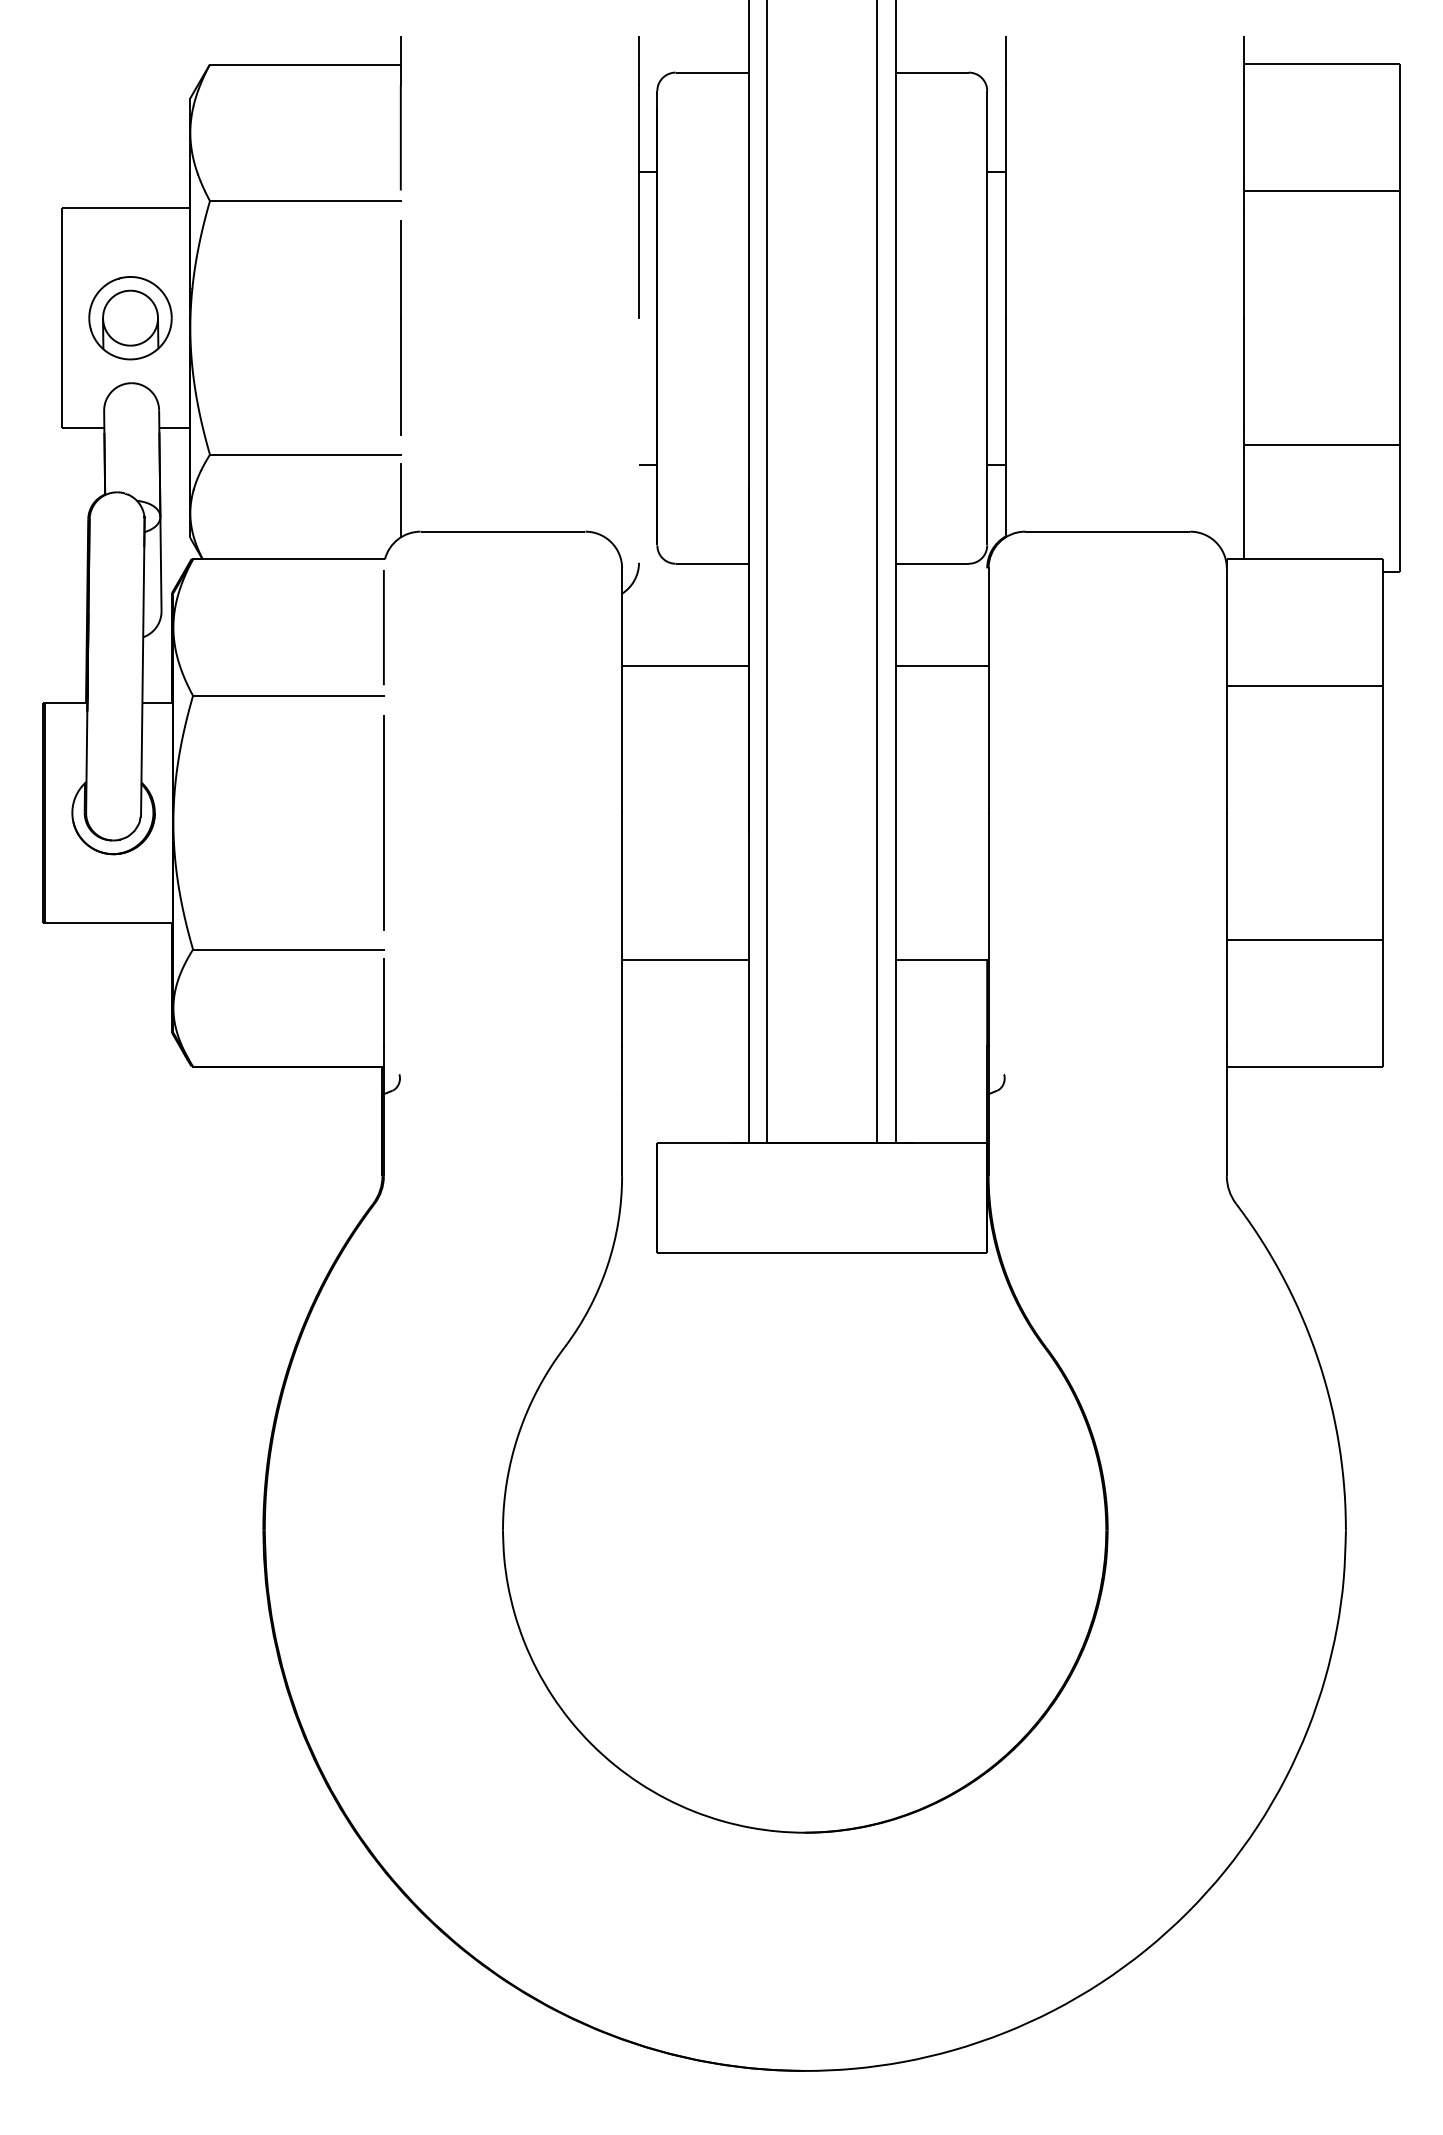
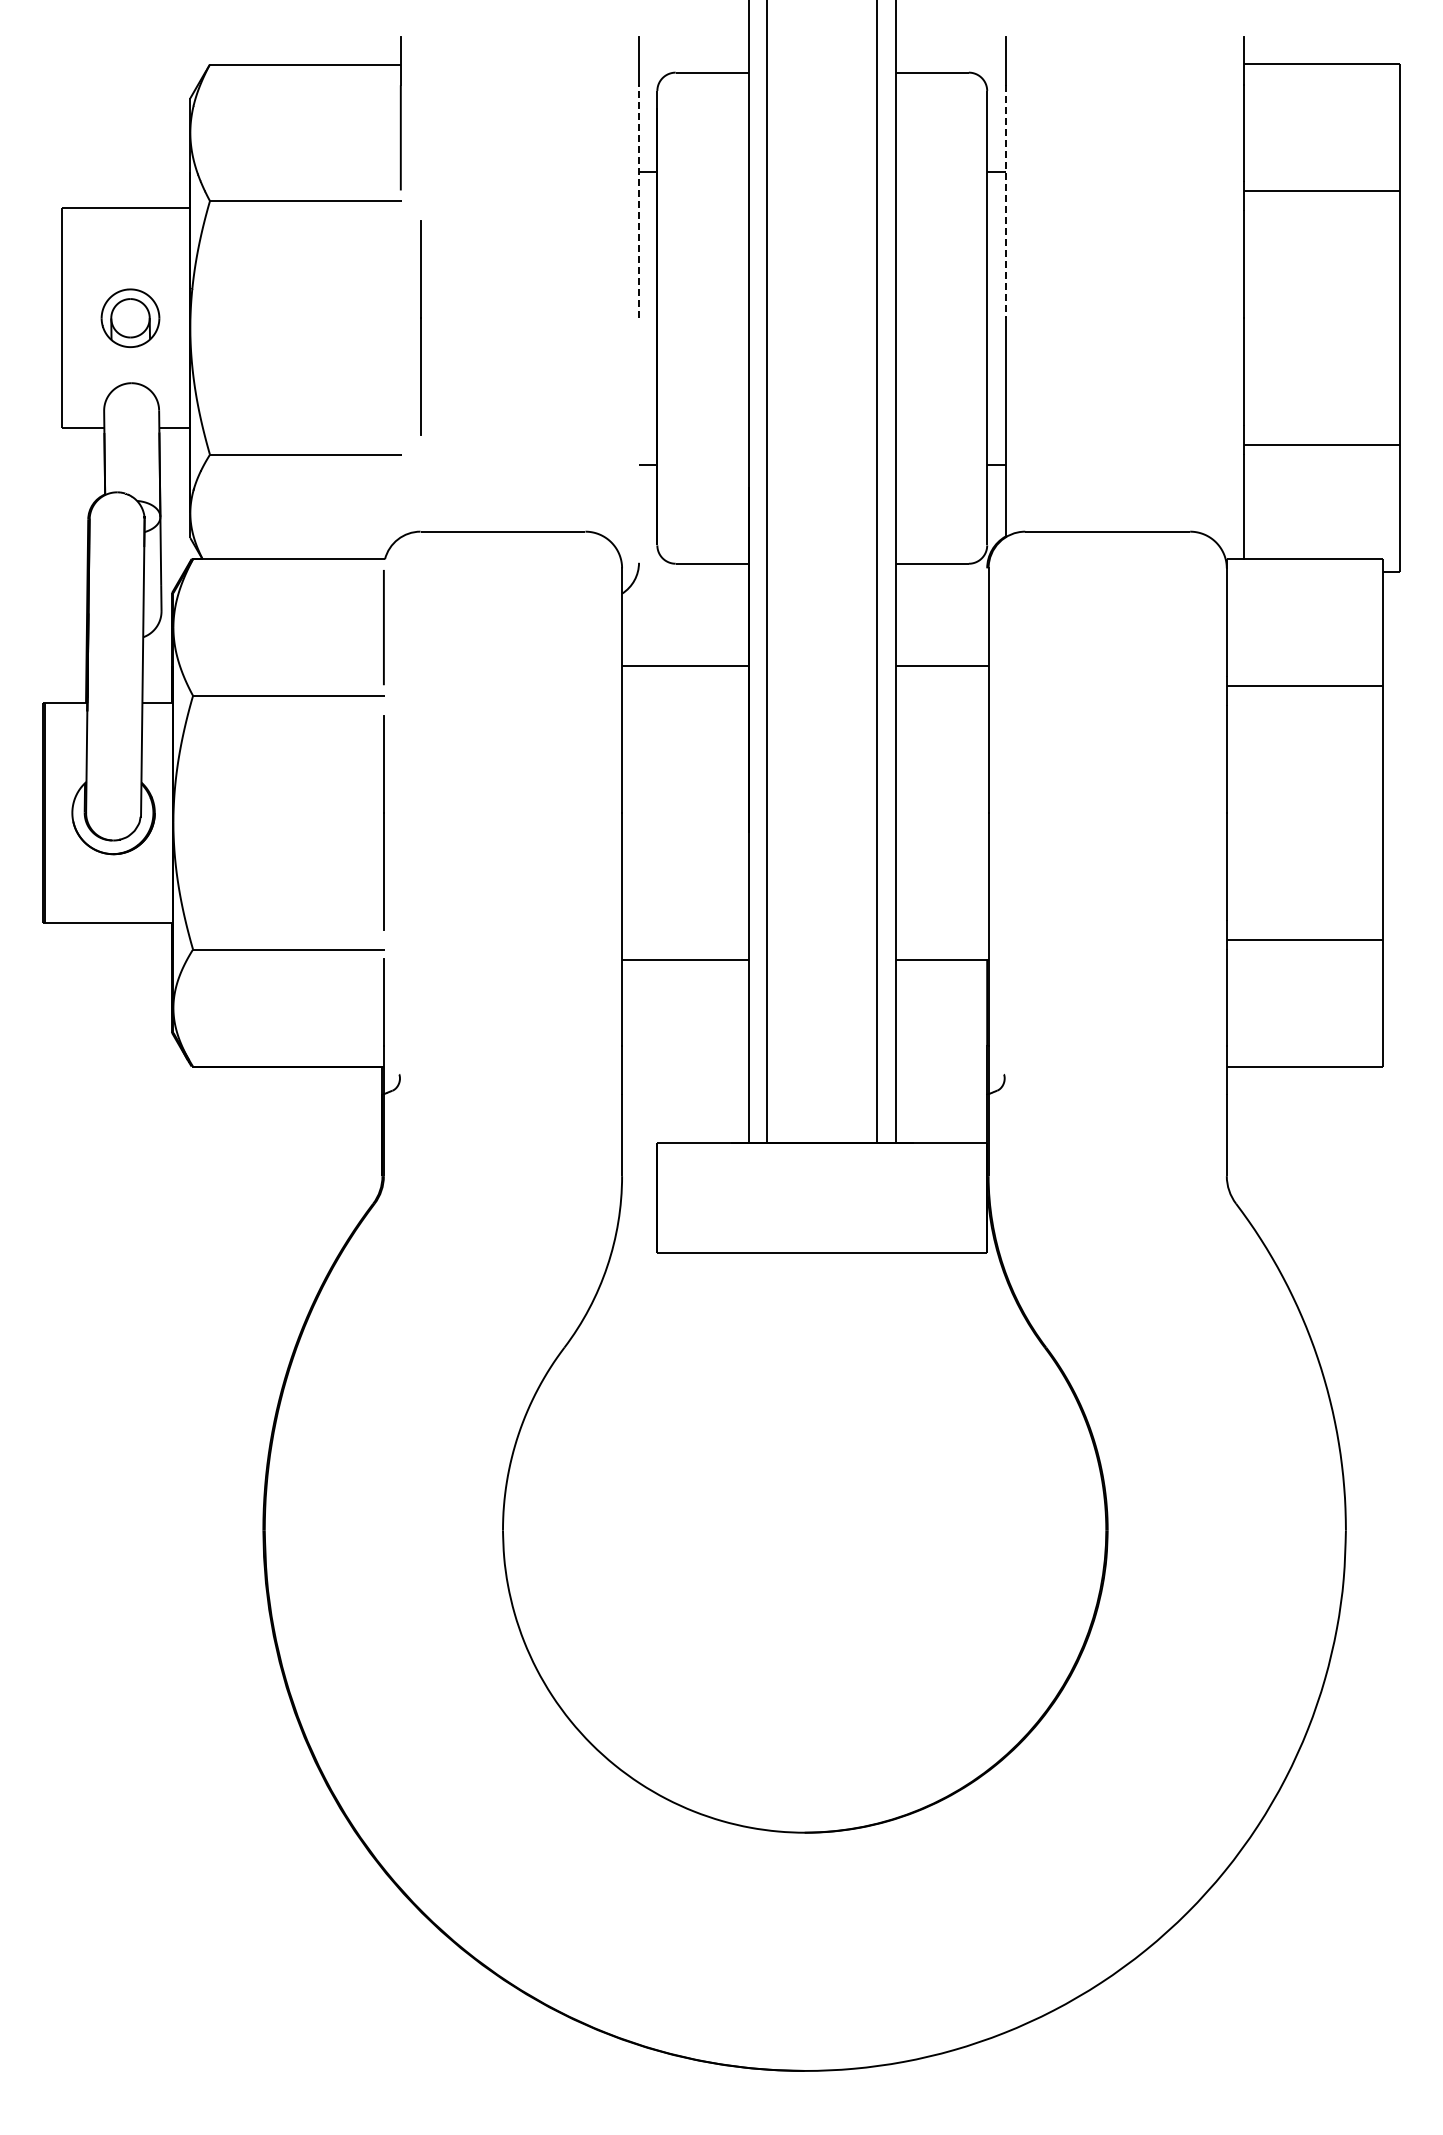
line: solid -> dashed (639, 201)
line: solid -> dashed (1005, 202)
part size: 85x85 px -> 61x60 px (130, 317)
line position: (400, 327) -> (420, 327) (420, 327)
line: present -> none (400, 500)
